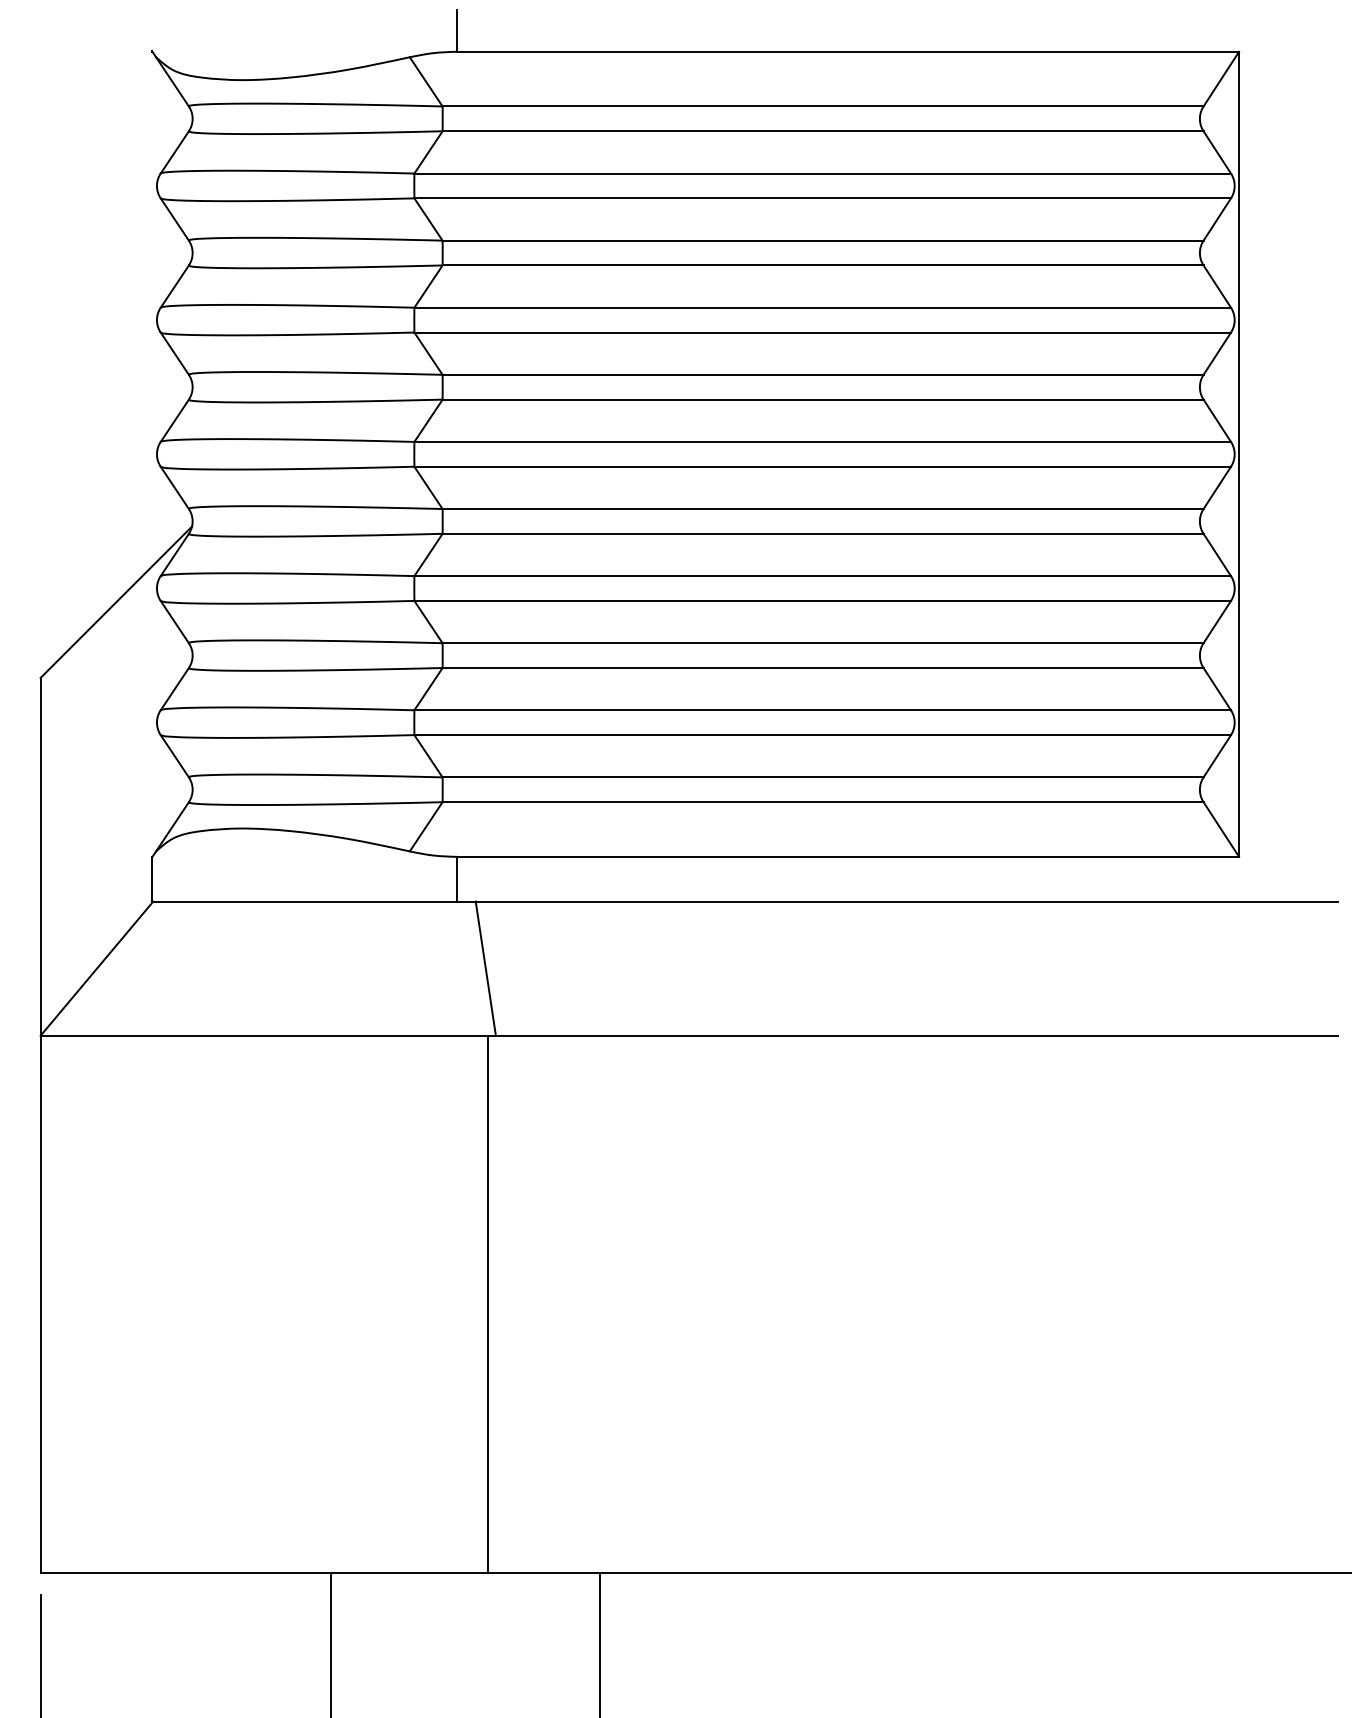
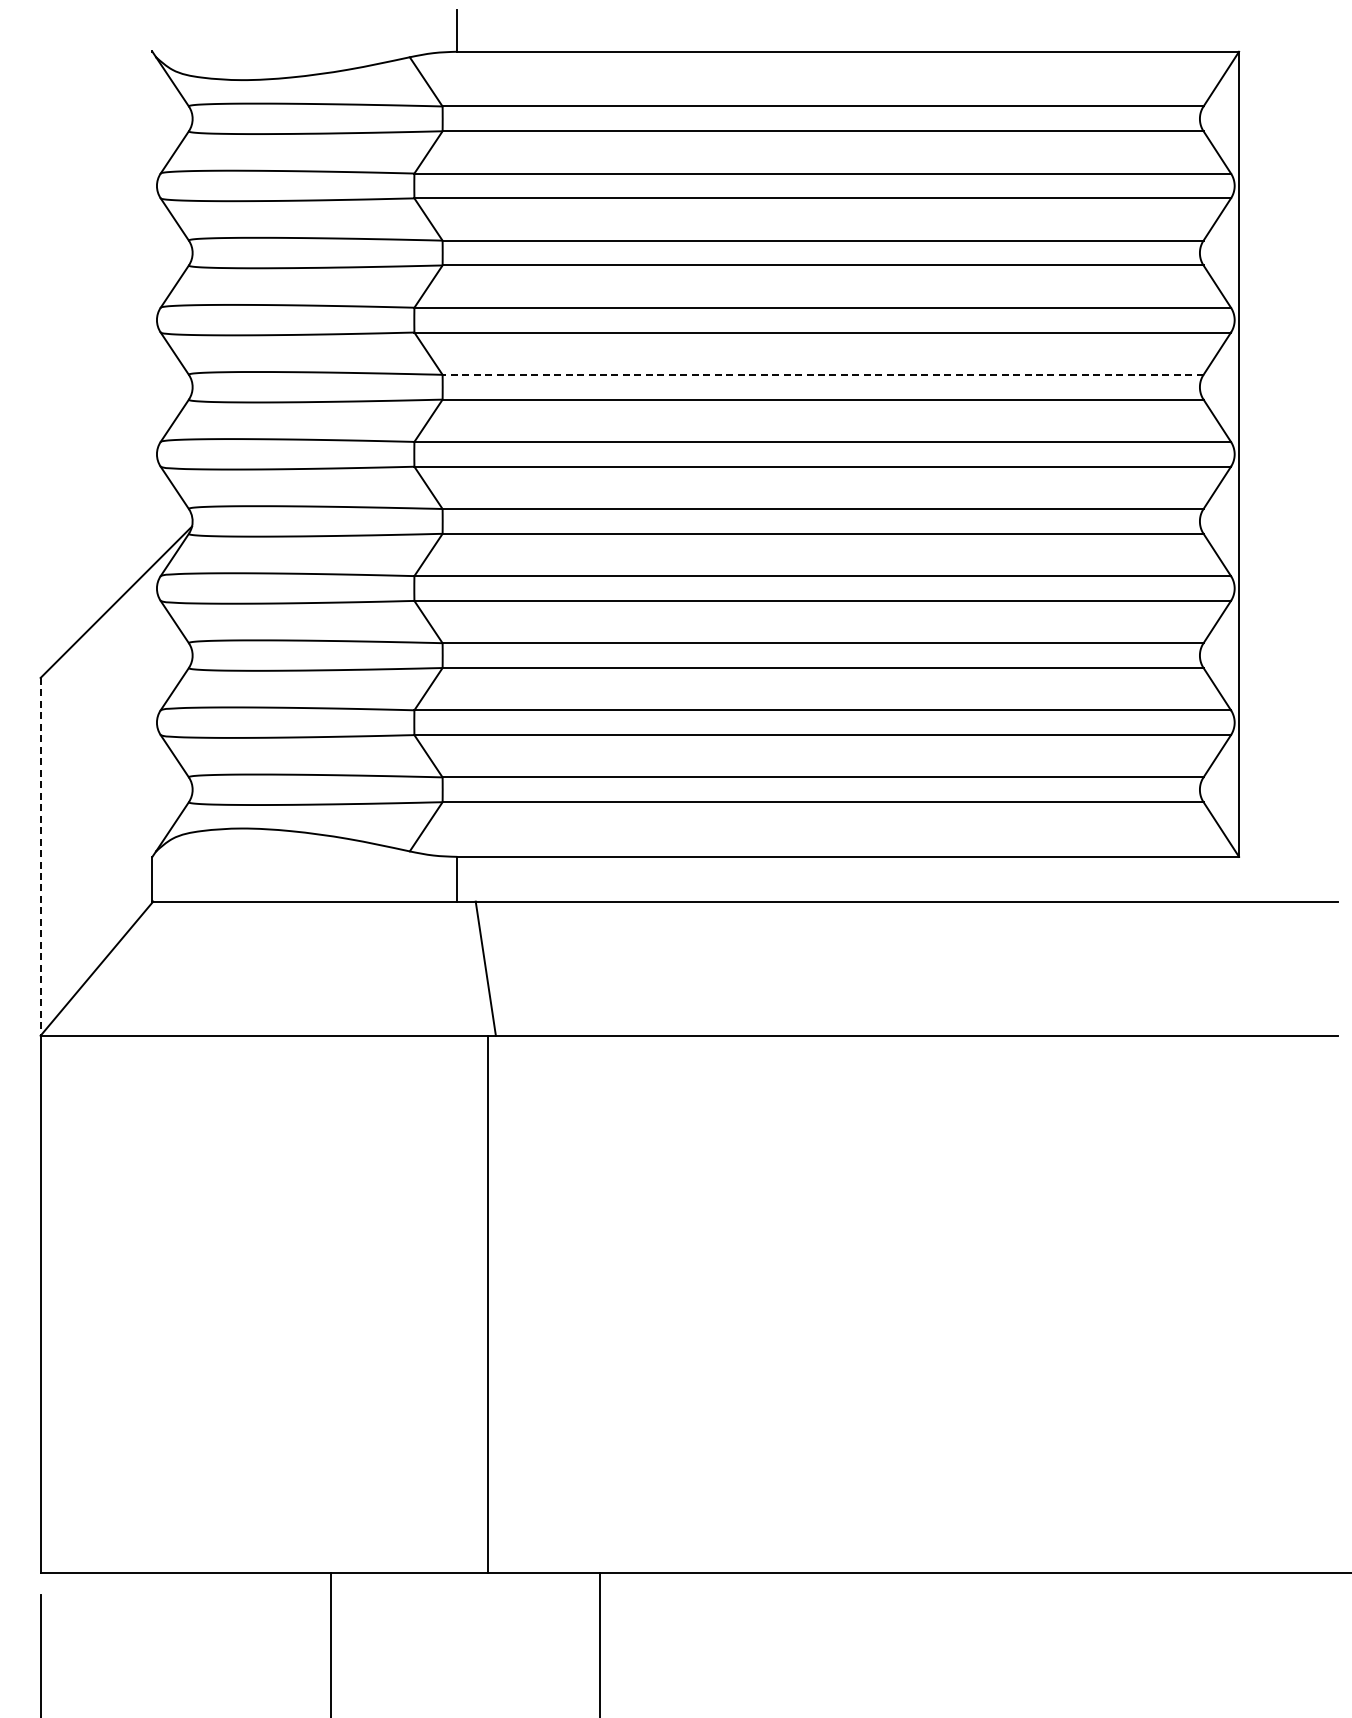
line: solid -> dashed (823, 374)
line: solid -> dashed (40, 856)
